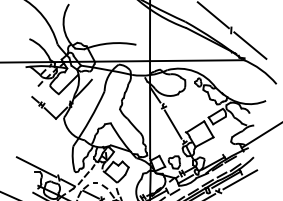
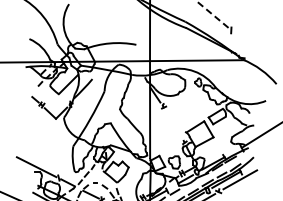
line: solid -> dashed (213, 15)
line: present -> none (250, 45)
line: present -> none (172, 124)
